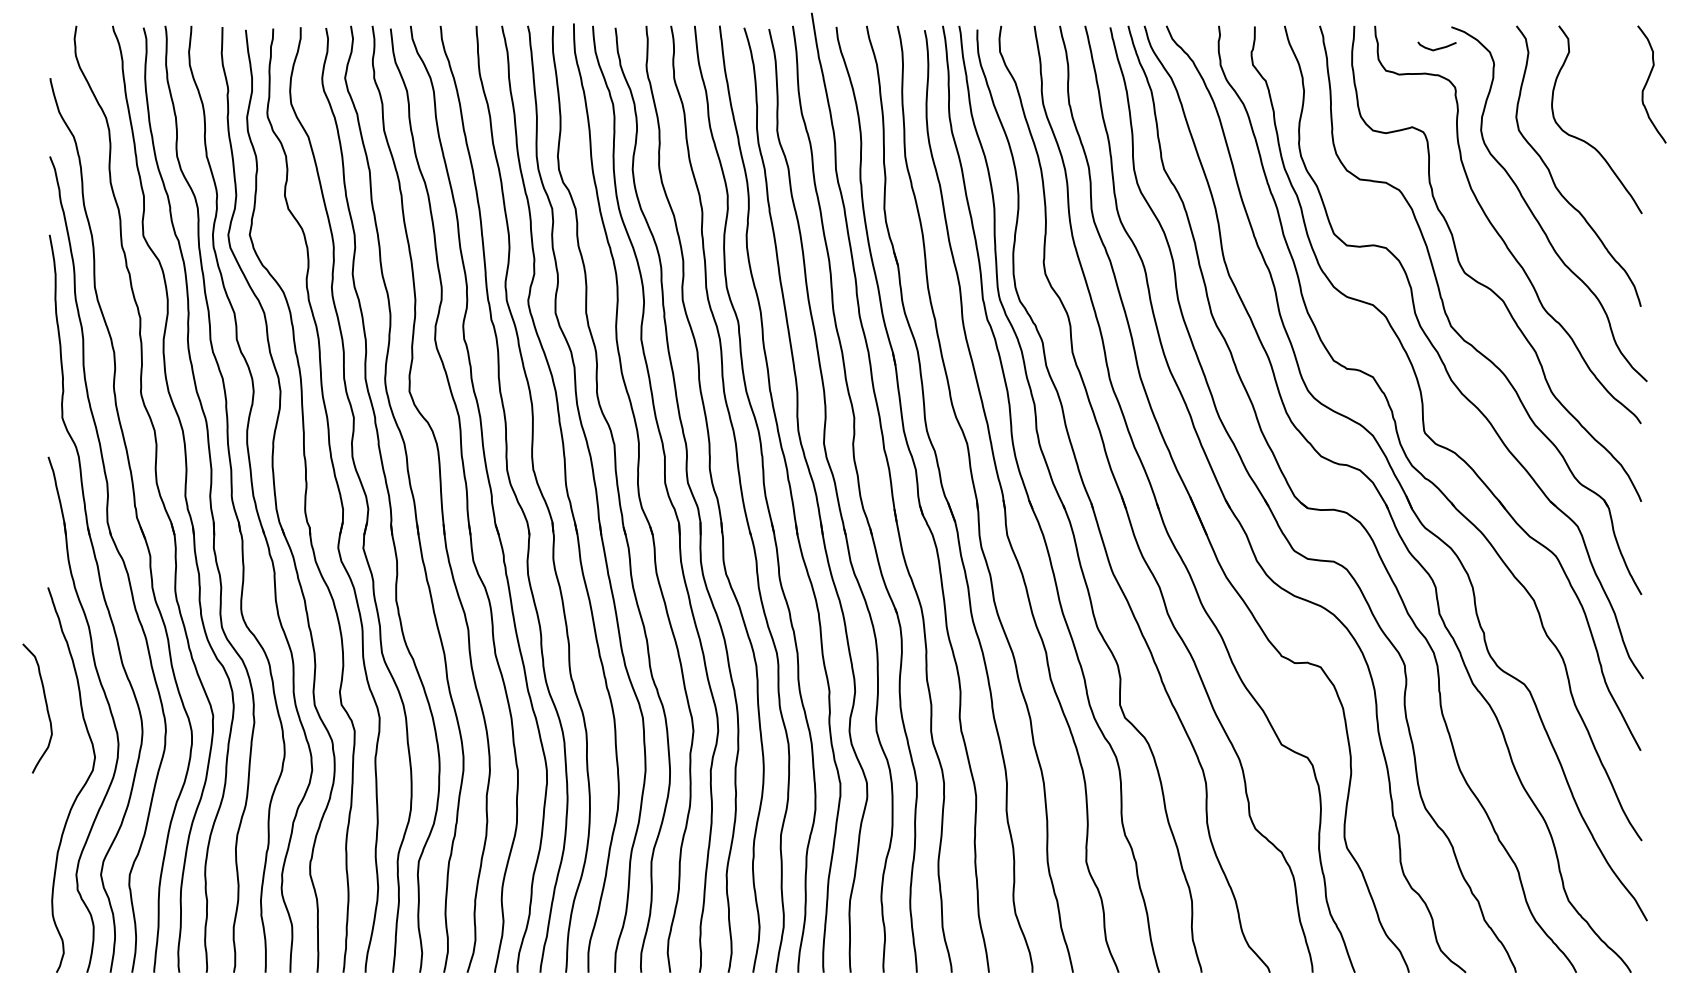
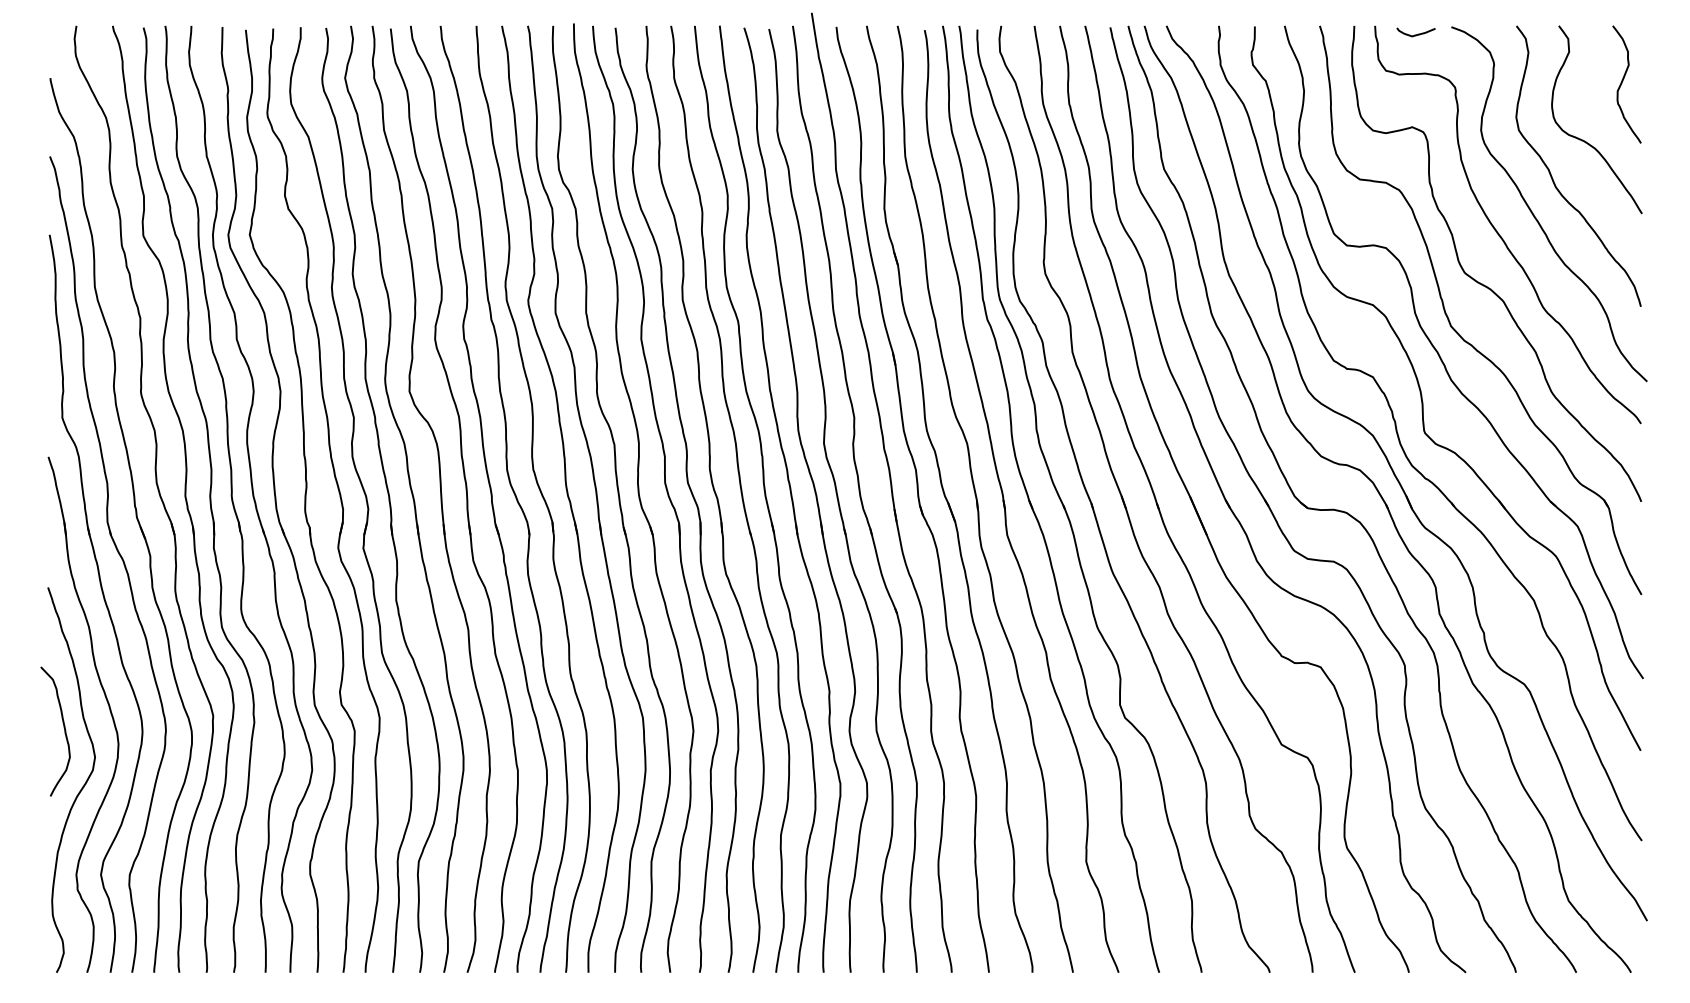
curve position: (1436, 48) -> (1415, 34) (1415, 34)
curve position: (1647, 83) -> (1622, 83) (1622, 83)
curve position: (45, 704) -> (63, 727) (63, 727)
